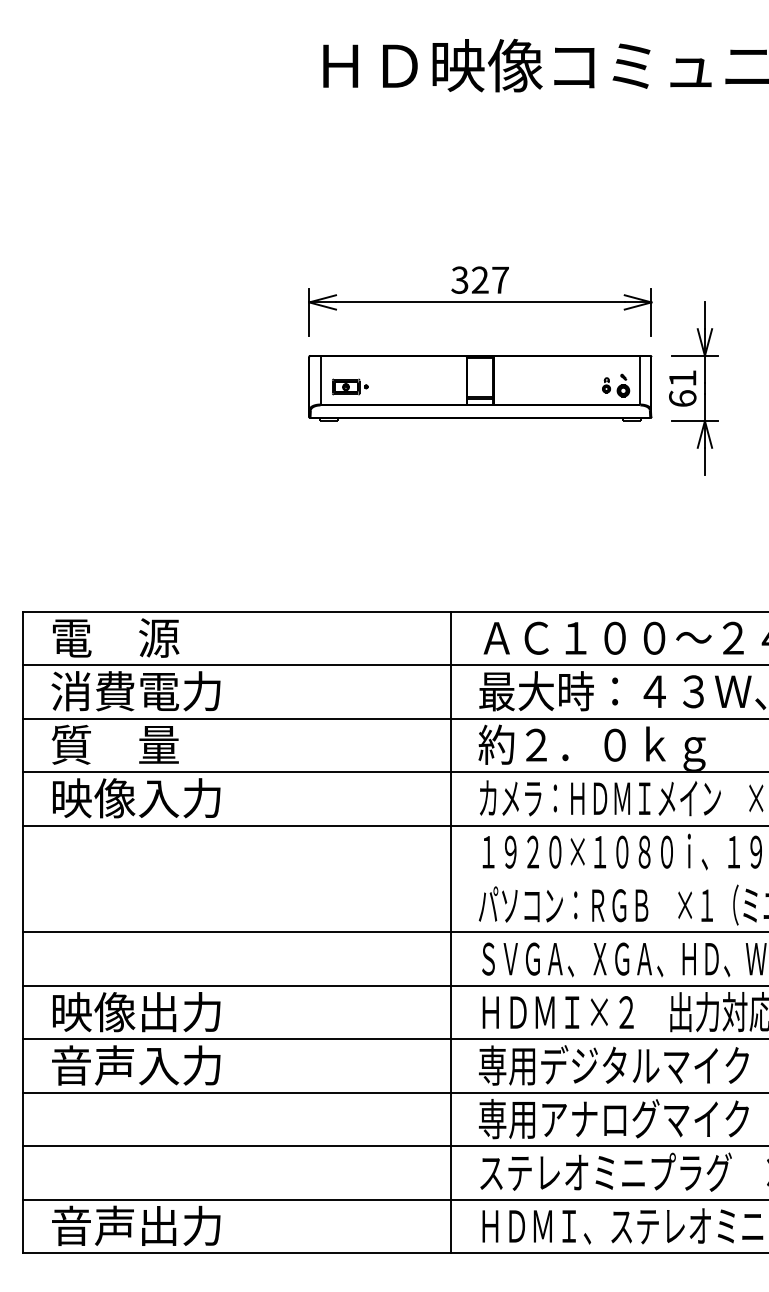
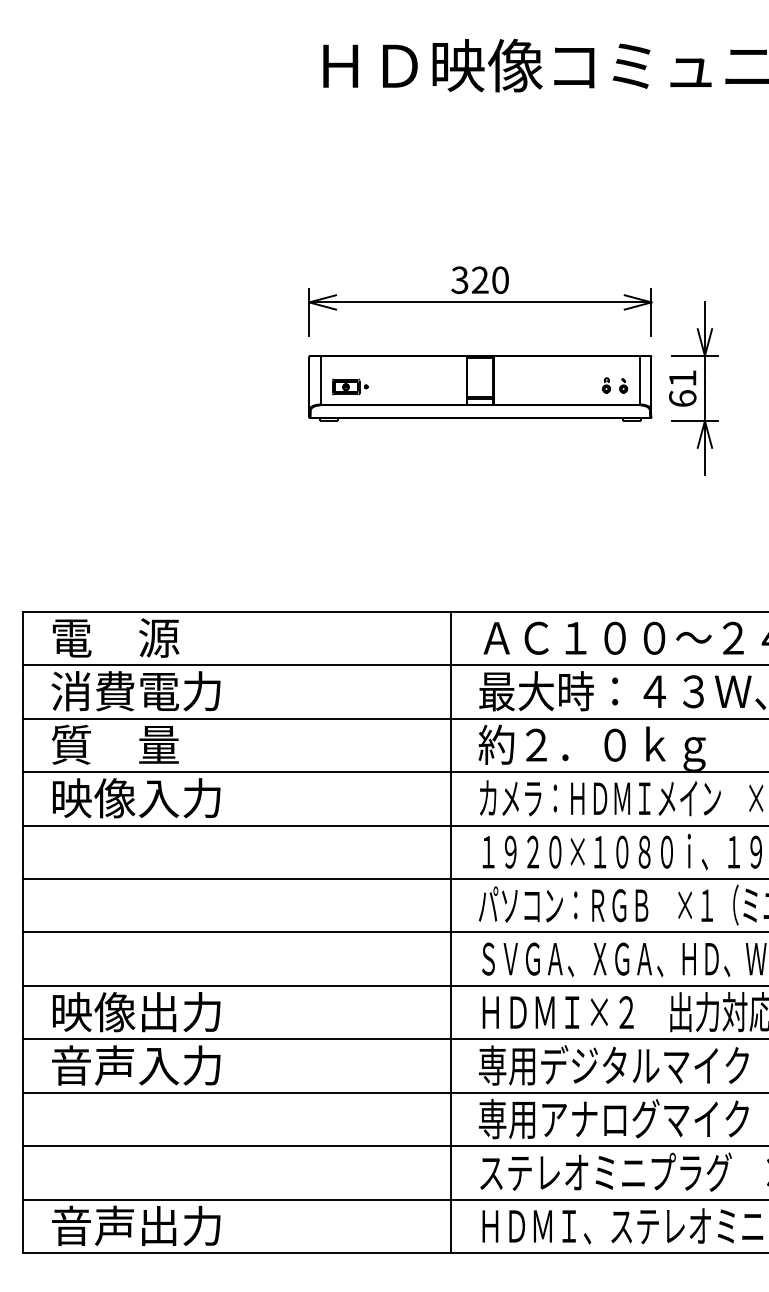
text: 327 -> 320 (500, 279)
part size: 15x25 px -> 10x16 px (623, 385)
line: none -> present (393, 878)
